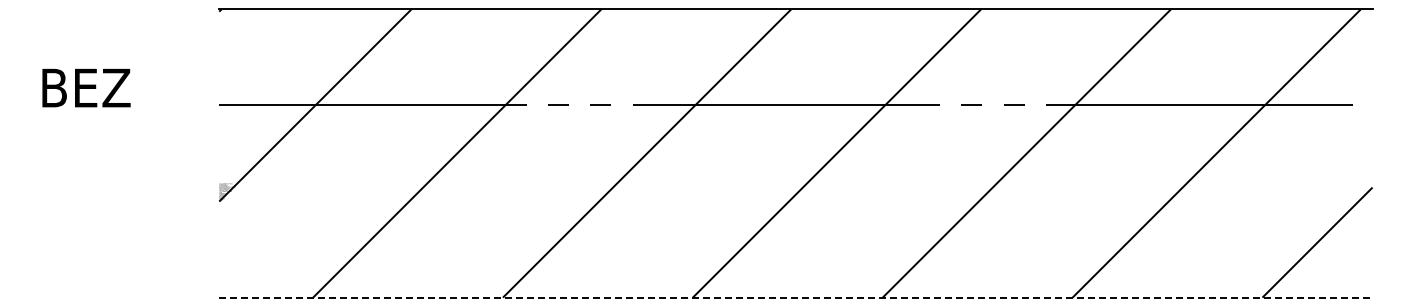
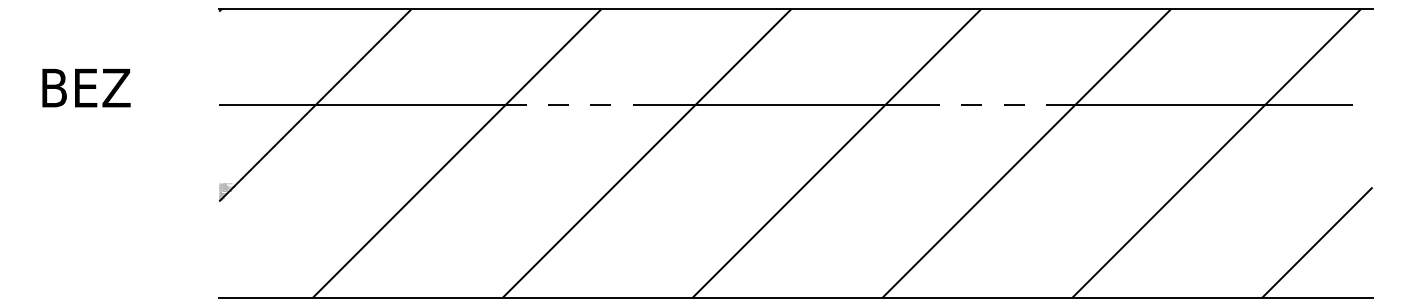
line: dashed -> solid (795, 297)
